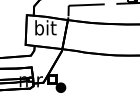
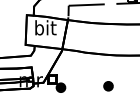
part: none -> present (108, 86)
